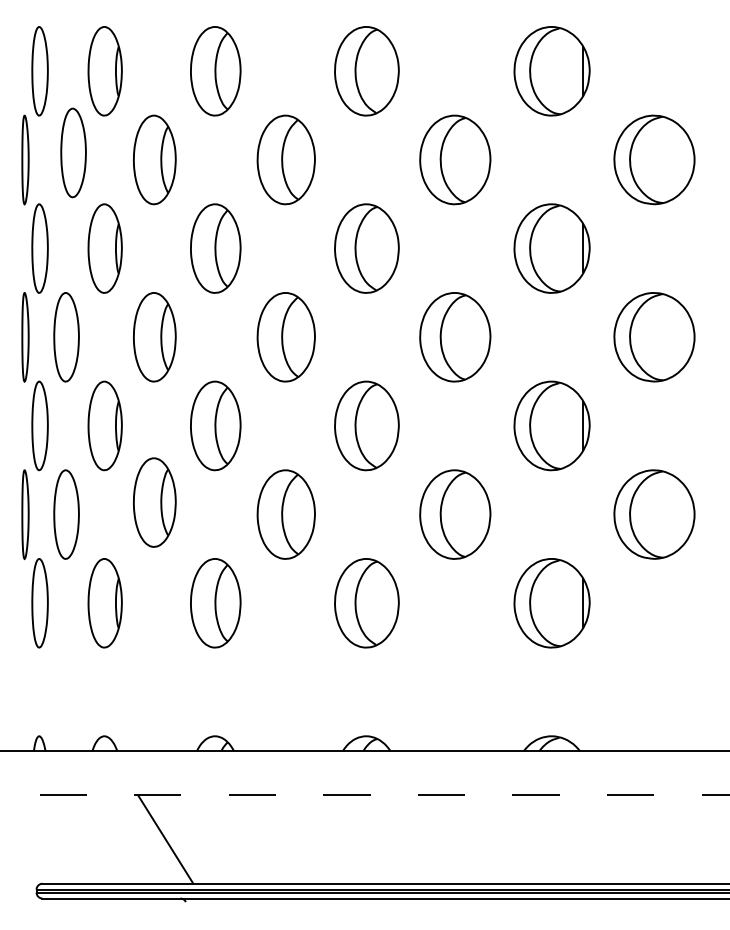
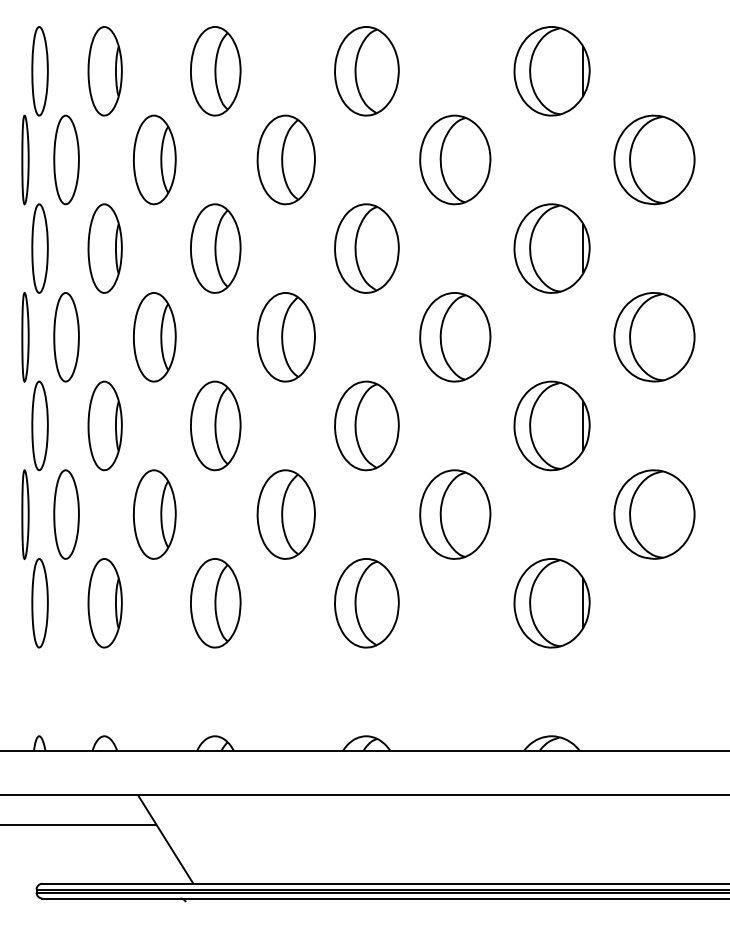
part position: (73, 152) -> (66, 159) (66, 159)
part position: (154, 502) -> (154, 514) (154, 514)
line: dashed -> solid (365, 795)
line: none -> present (79, 824)
